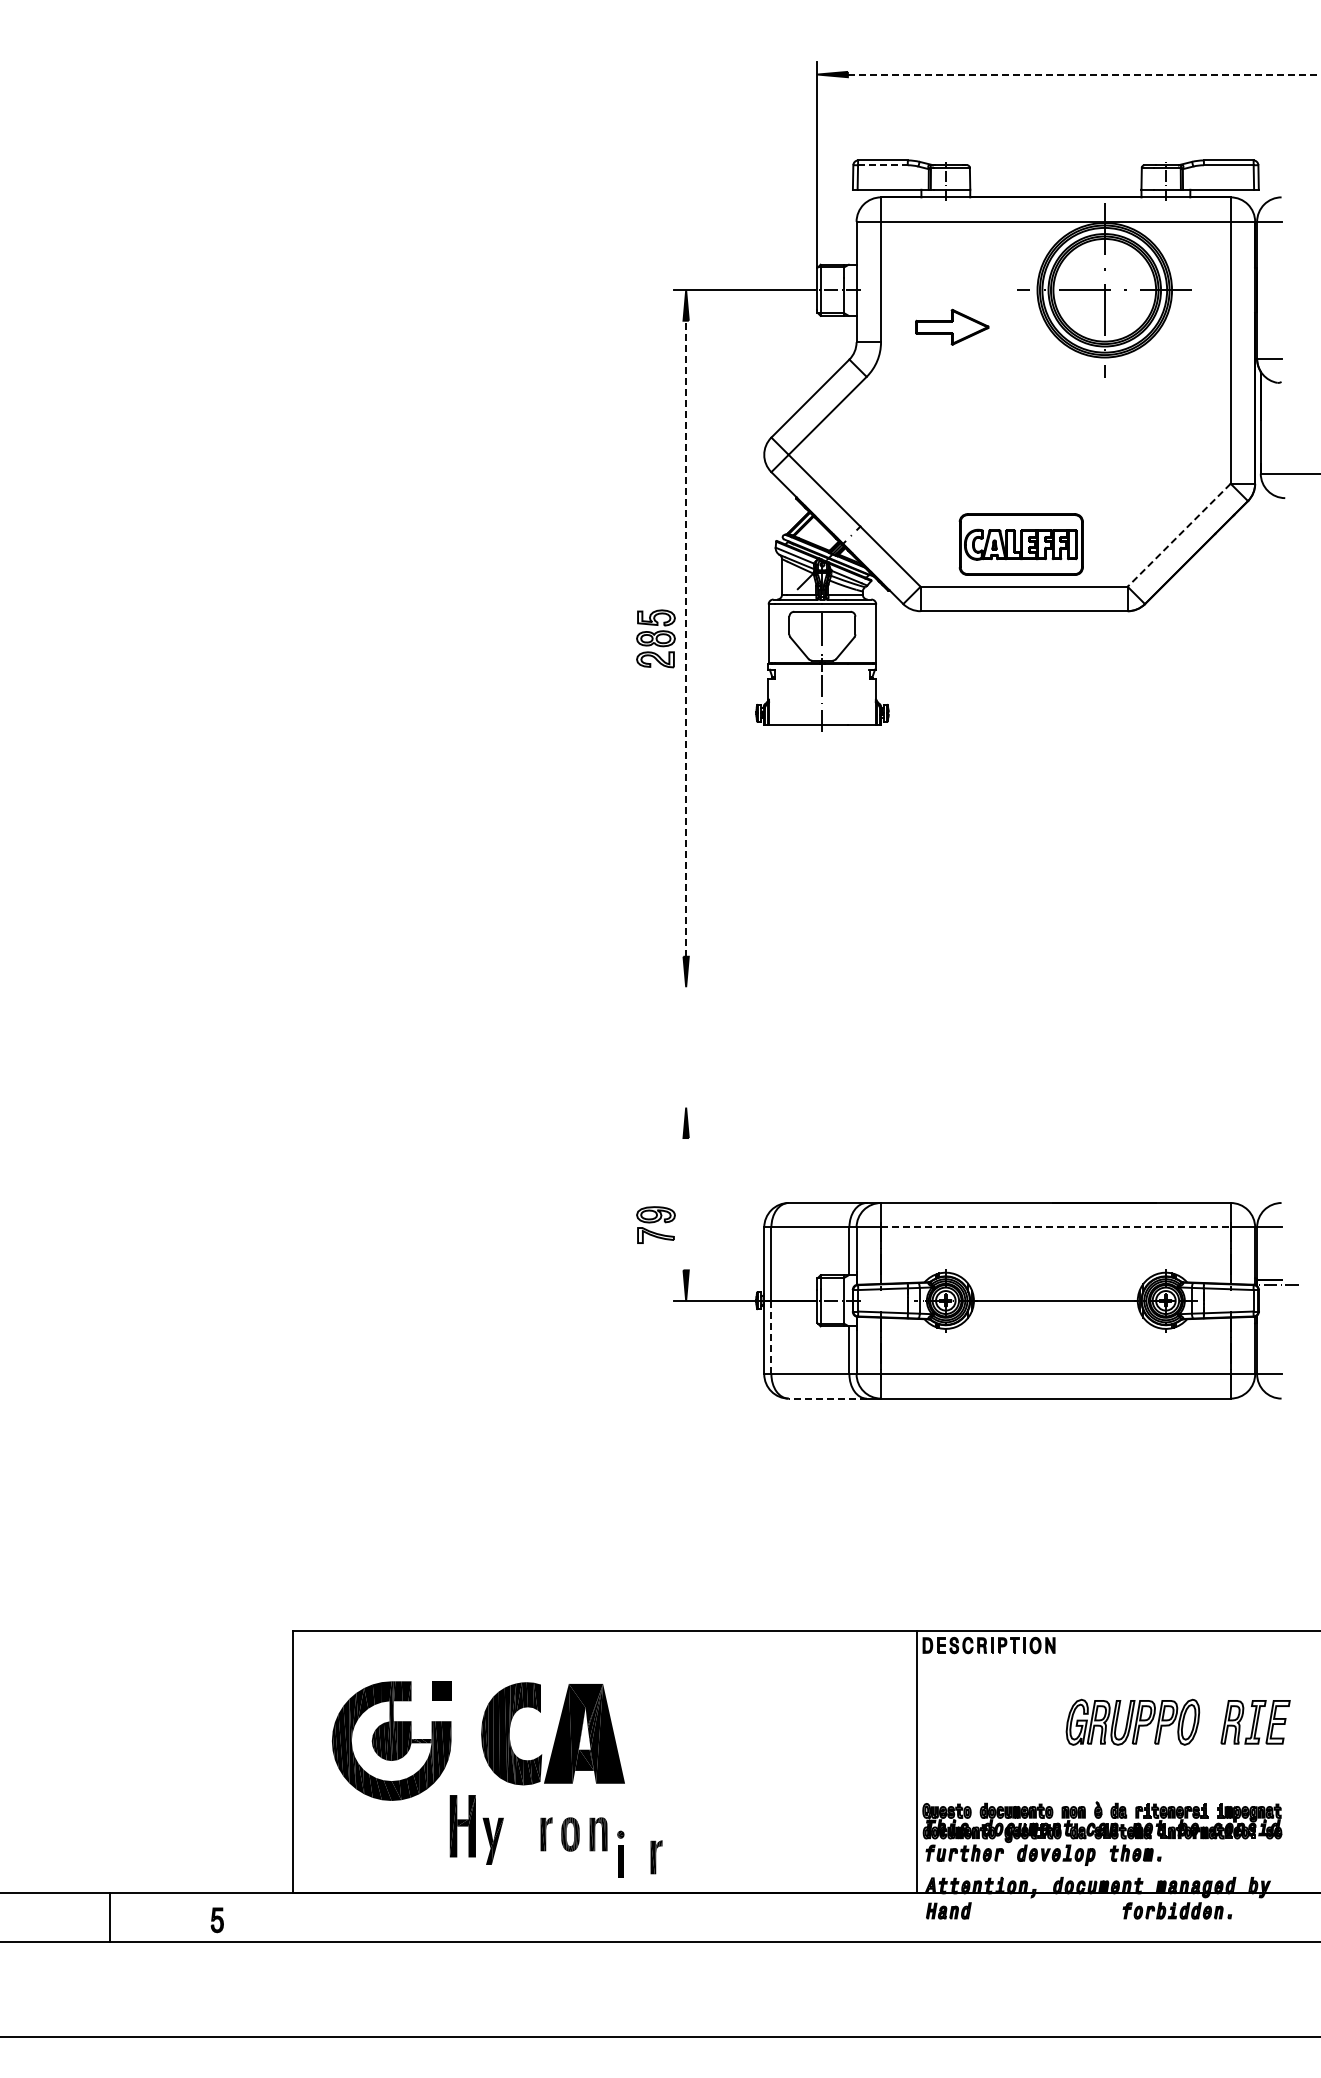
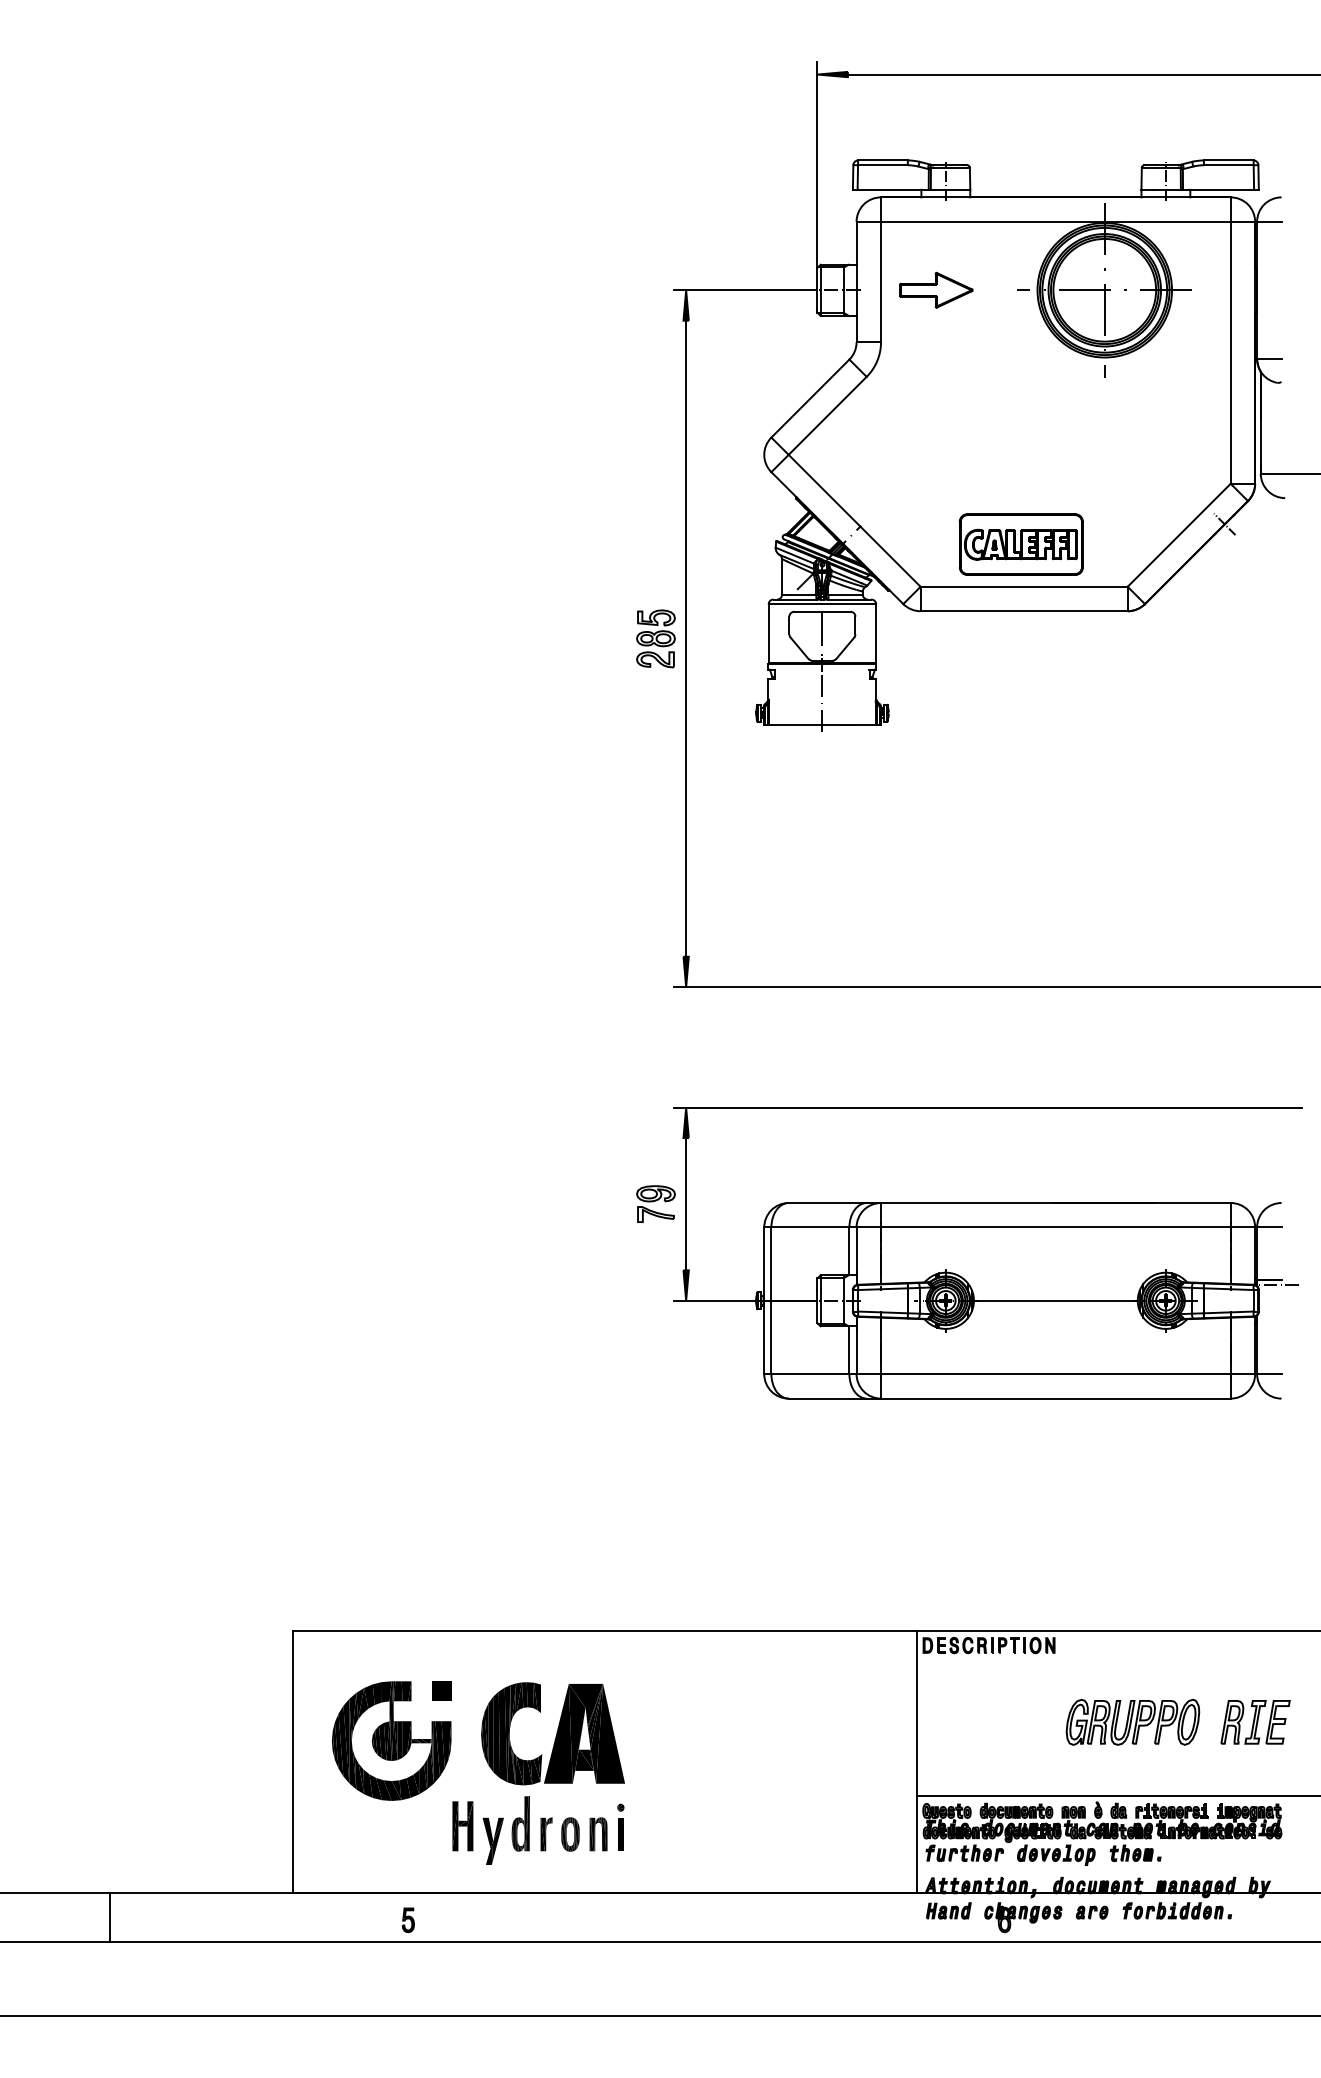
line: dashed -> solid (1084, 74)
line: dashed -> solid (882, 165)
part position: (952, 326) -> (936, 289) (936, 289)
line: none -> present (1224, 524)
line: dashed -> solid (1179, 535)
line: dashed -> solid (686, 638)
line: none -> present (995, 987)
line: none -> present (987, 1107)
line: none -> present (686, 1204)
part position: (655, 1224) -> (655, 1203) (655, 1203)
line: dashed -> solid (1055, 1227)
line: dashed -> solid (771, 1337)
line: dashed -> solid (827, 1398)
line: none -> present (1116, 1795)
part: none -> present (520, 1823)
part size: 27x63 px -> 22x51 px (462, 1826)
part position: (620, 1853) -> (620, 1826) (620, 1826)
part: present -> none (656, 1857)
part: none -> present (1092, 1912)
part: none -> present (1023, 1917)
part position: (216, 1920) -> (407, 1920) (407, 1920)
line position: (659, 2036) -> (659, 2015) (659, 2015)
